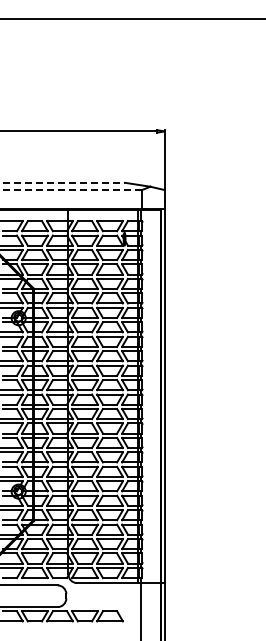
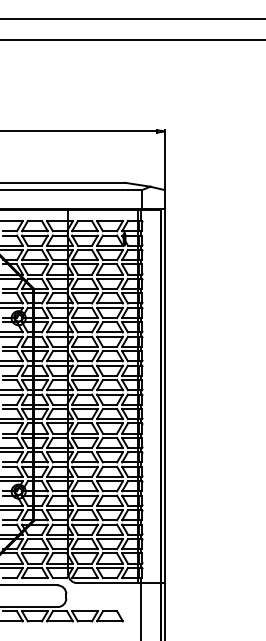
line: none -> present (132, 40)
line: dashed -> solid (63, 182)
line: dashed -> solid (71, 190)
